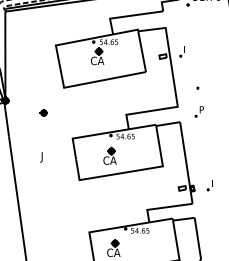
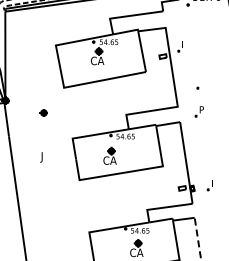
part position: (181, 51) -> (179, 46) (179, 46)
line: solid -> dashed (198, 239)
part position: (113, 248) -> (136, 248) (136, 248)
